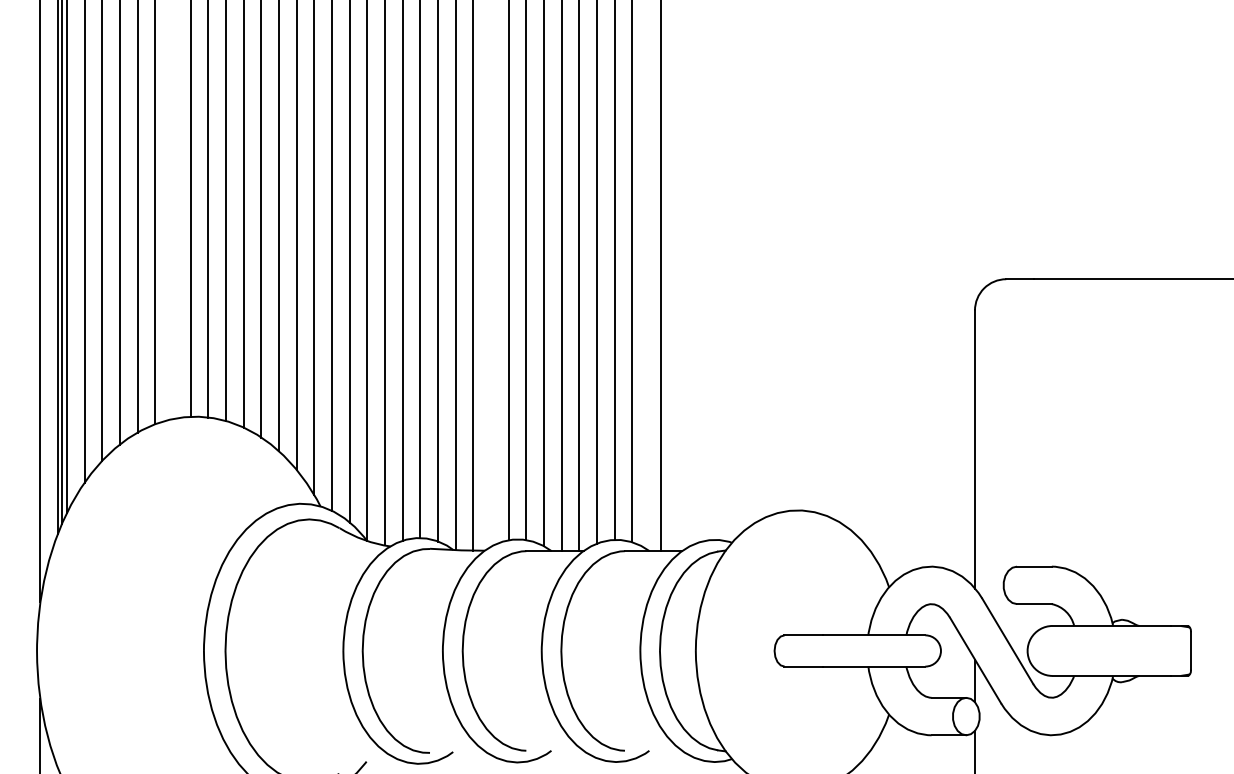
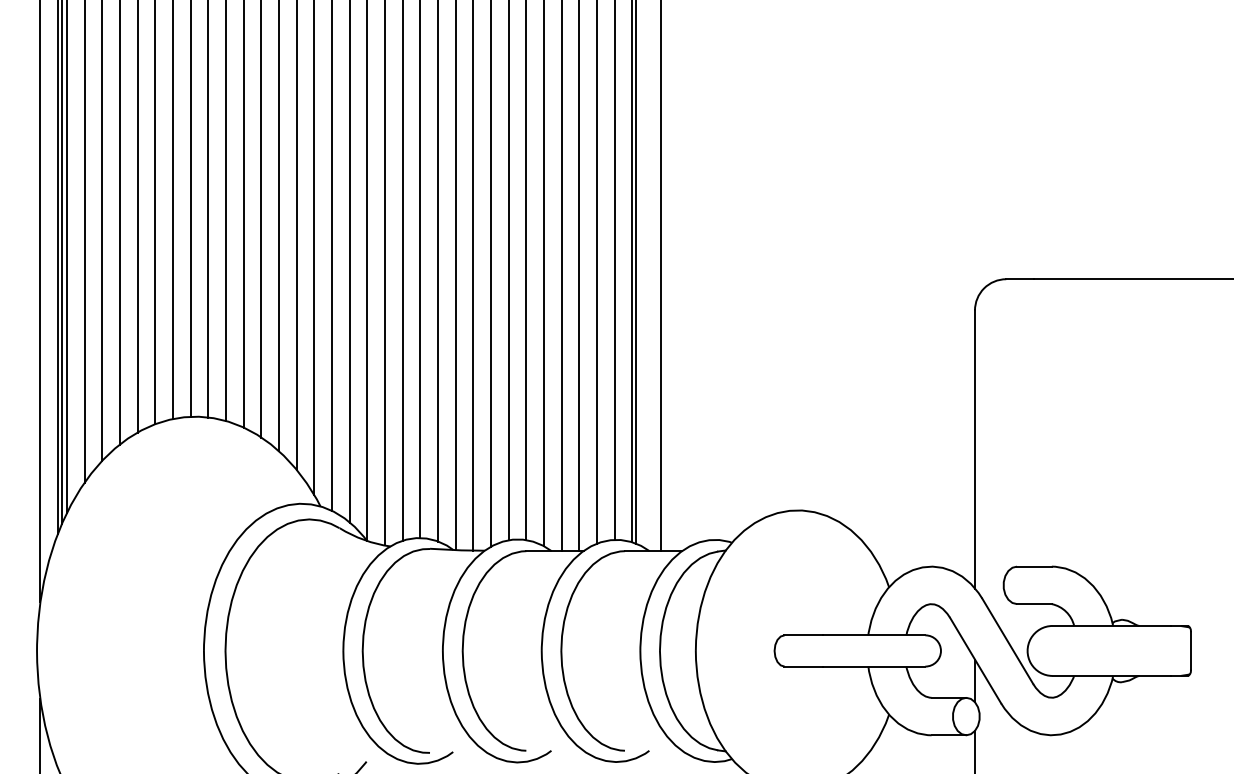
line: none -> present (173, 210)
line: none -> present (636, 272)
line: none -> present (491, 274)
